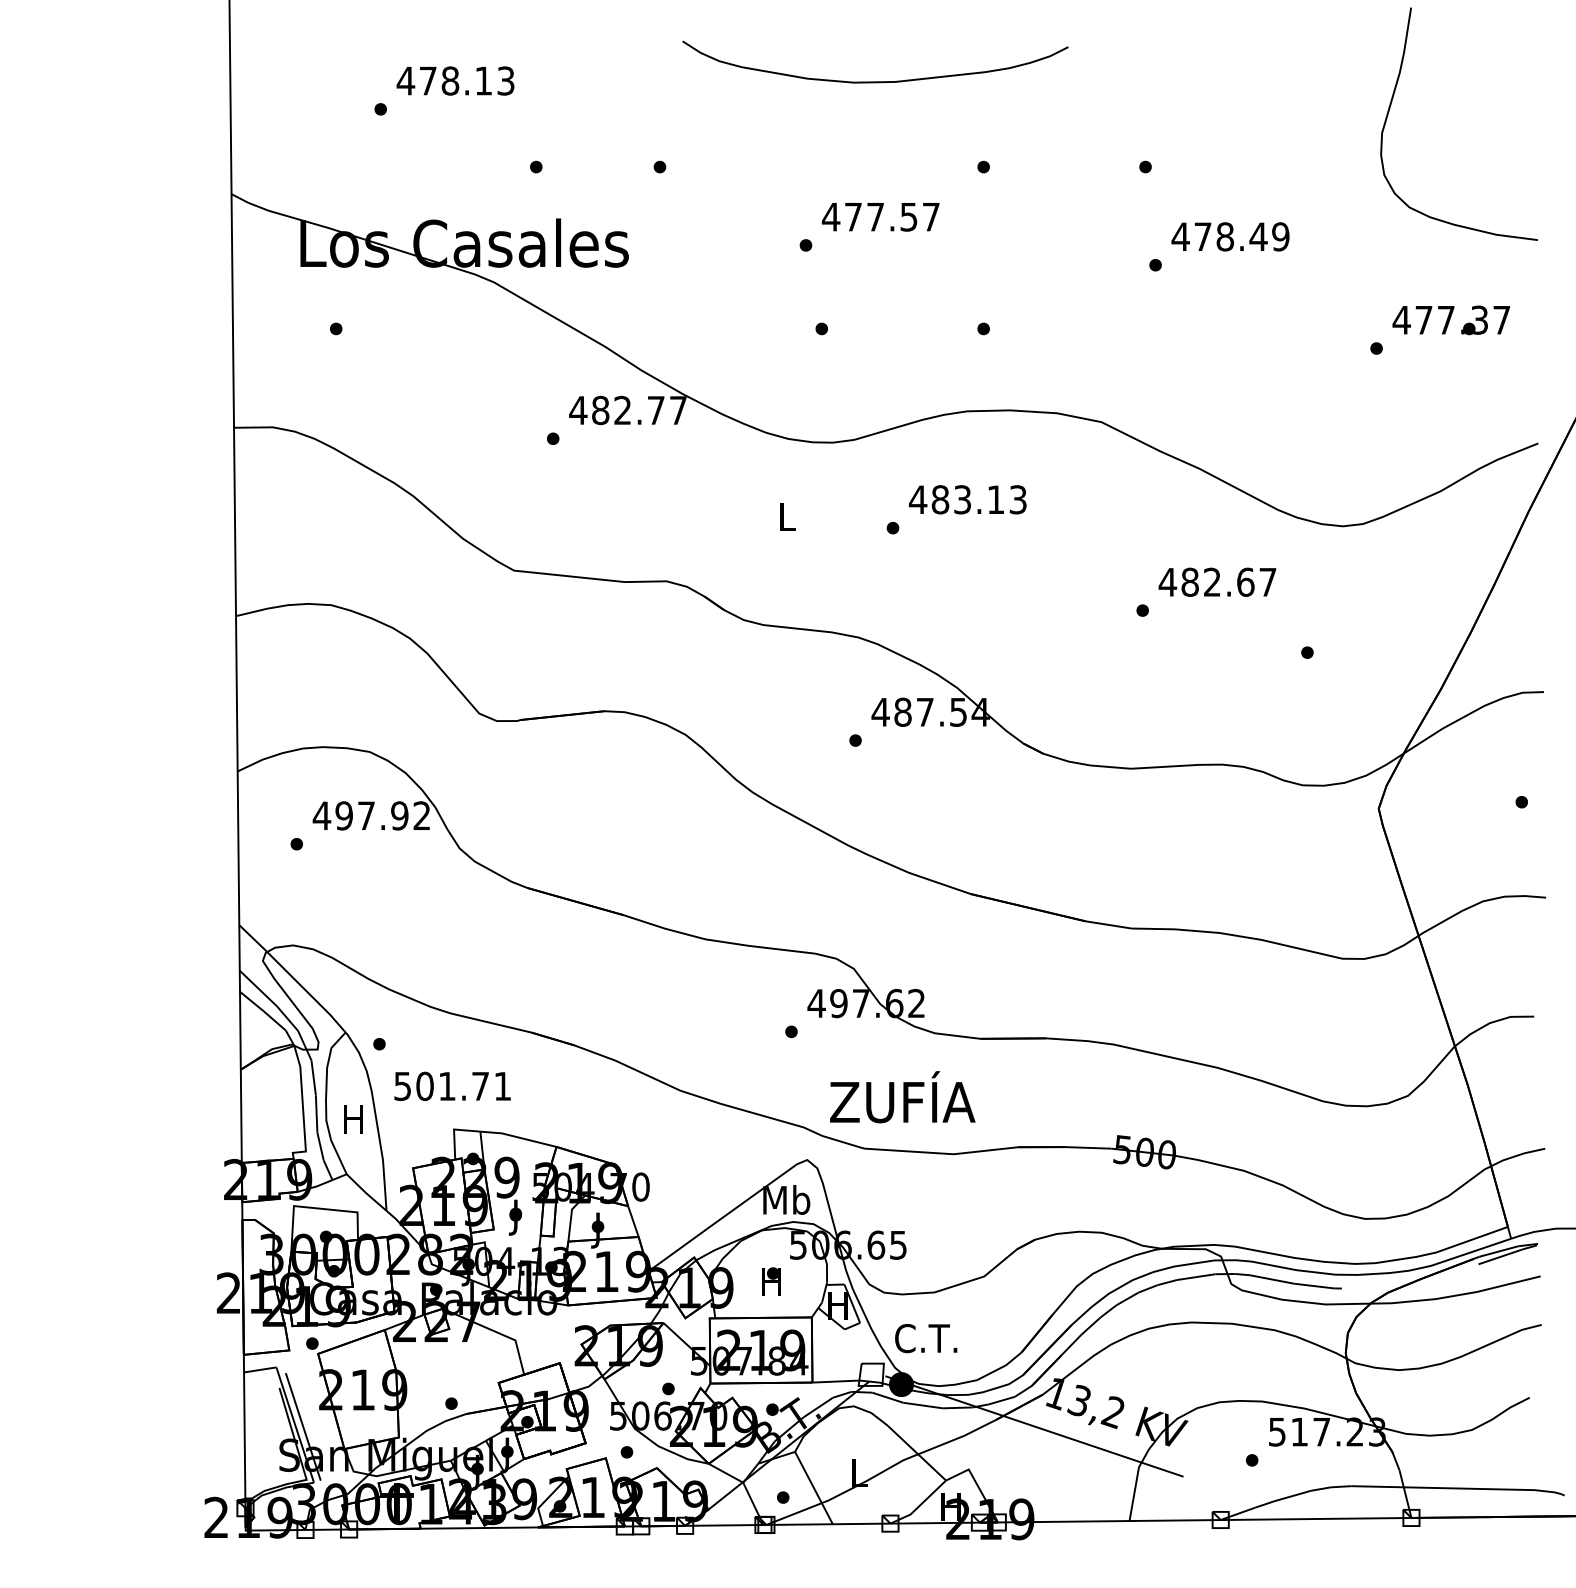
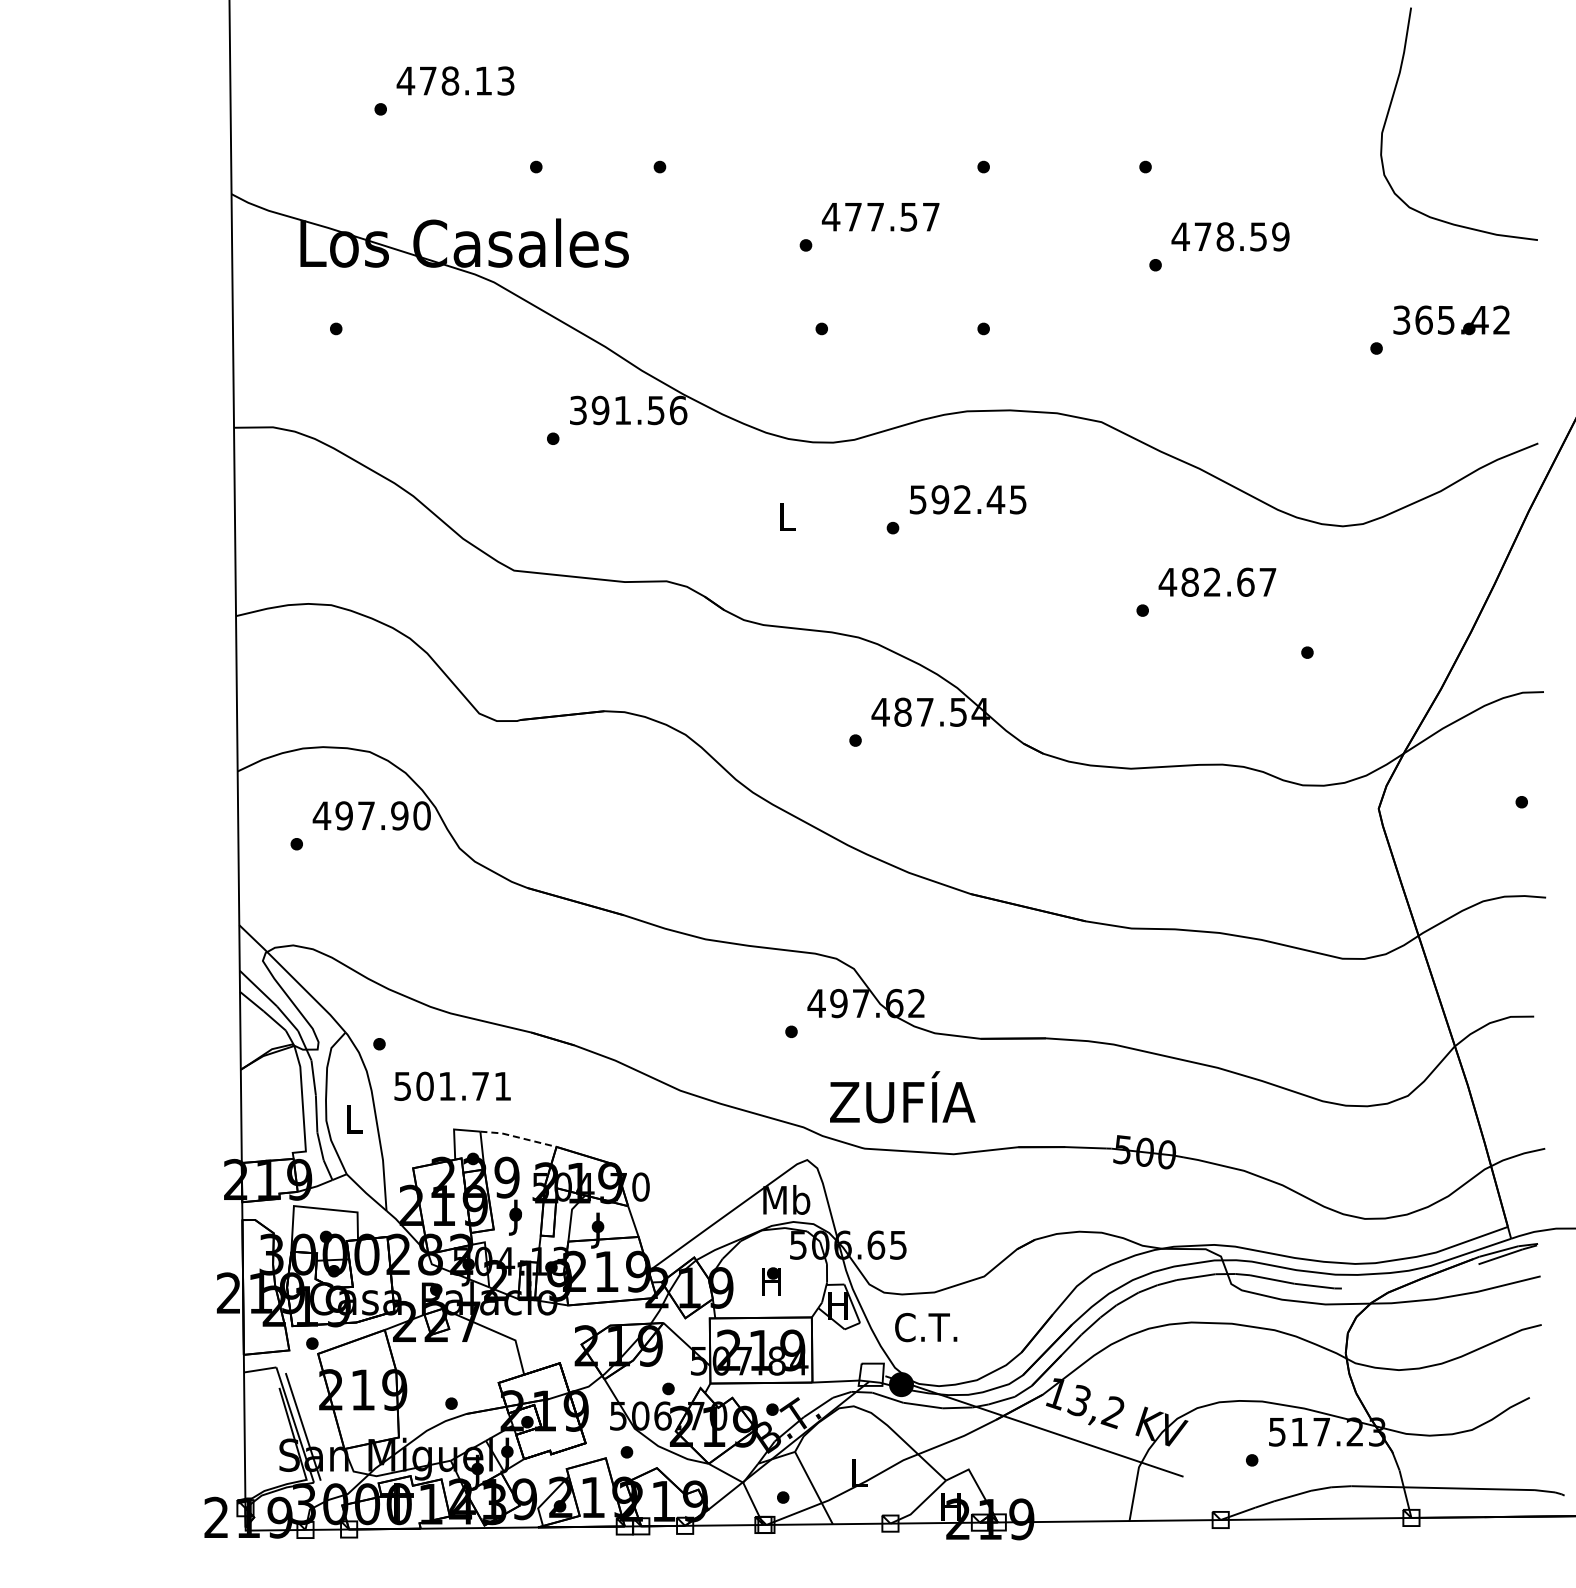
curve: present -> none (875, 81)
text: 478.49 -> 478.59 (1258, 236)
text: 477.37 -> 365.42 (1450, 319)
text: 482.77 -> 391.56 (628, 410)
text: 483.13 -> 592.45 (967, 499)
text: 497.92 -> 497.90 (421, 815)
text: H -> L (353, 1119)
line: solid -> dashed (518, 1137)
text position: (926, 1338) -> (926, 1327) (926, 1327)
